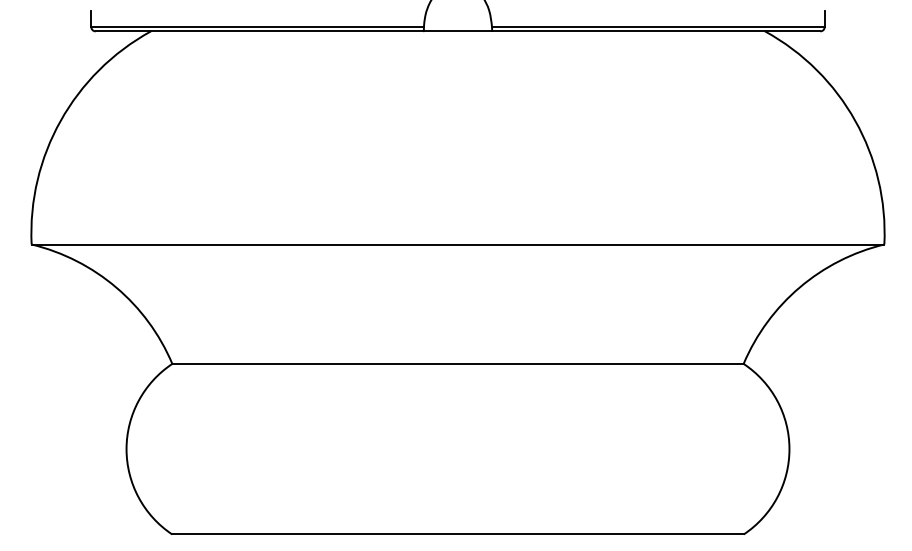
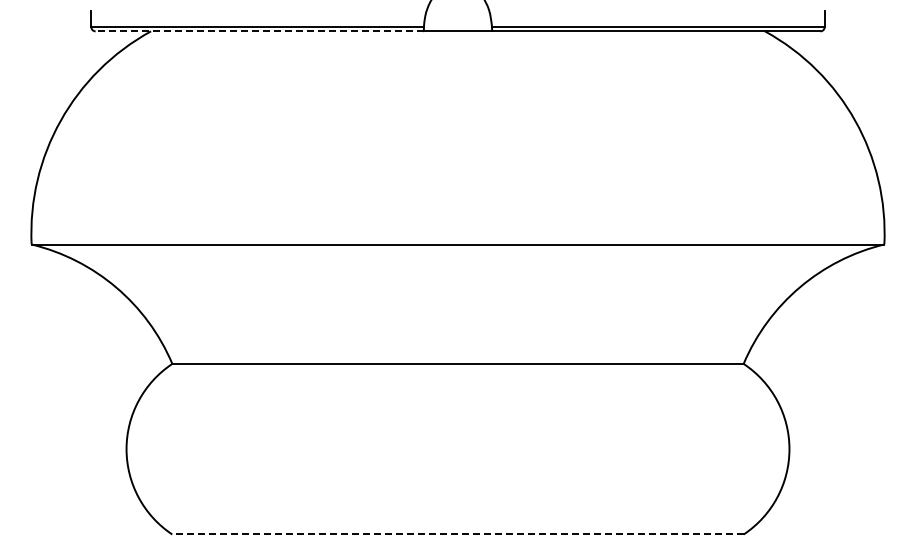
line: solid -> dashed (259, 31)
line: solid -> dashed (458, 534)
